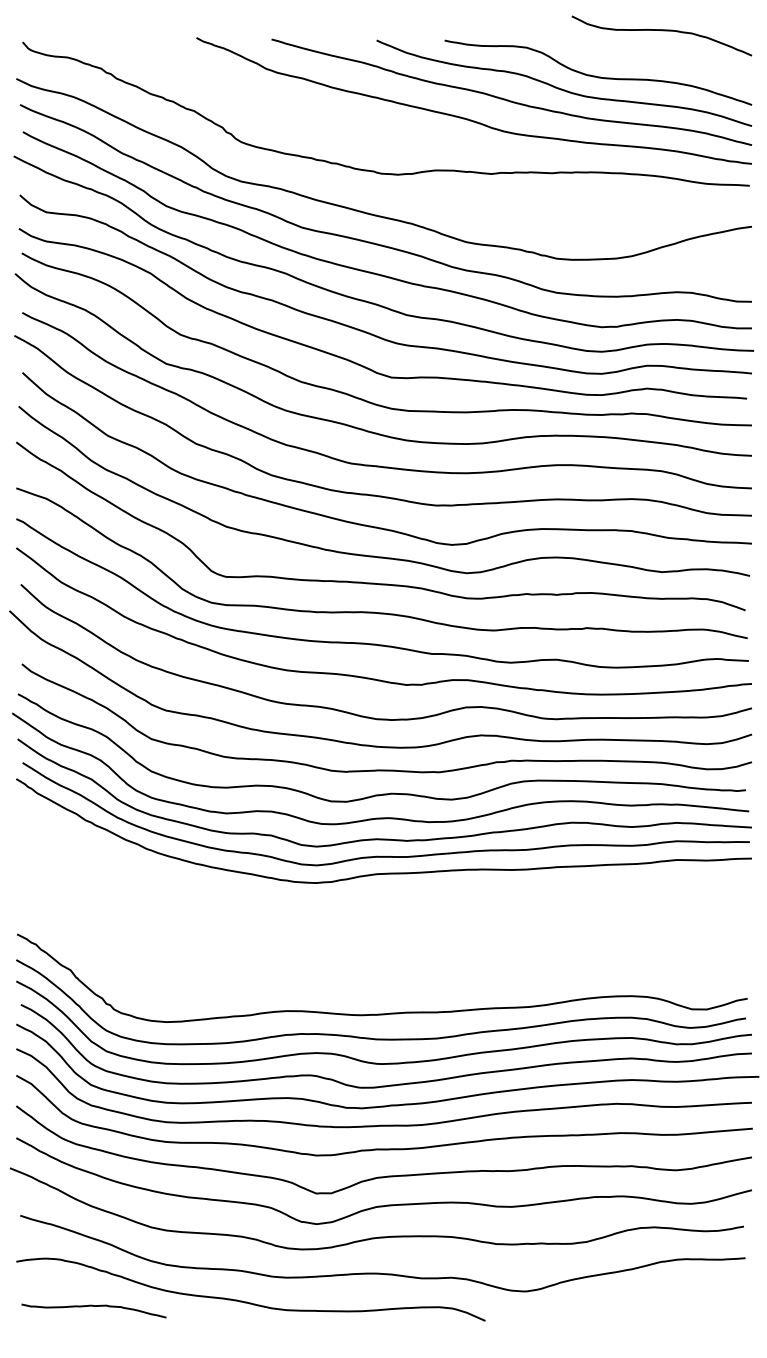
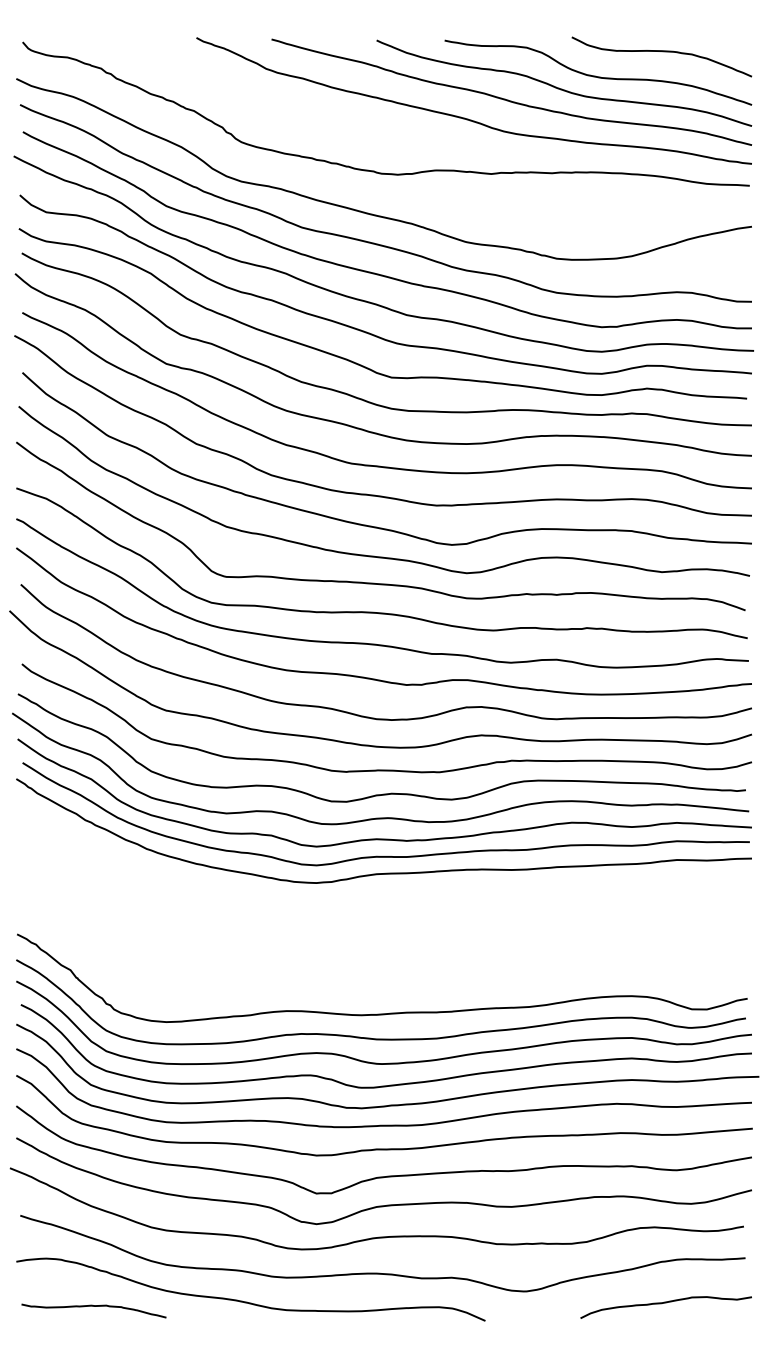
curve position: (662, 31) -> (662, 52) (662, 52)
curve: none -> present (665, 1303)
